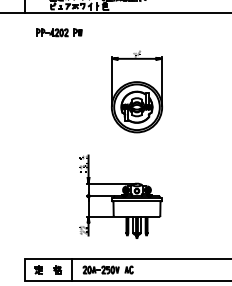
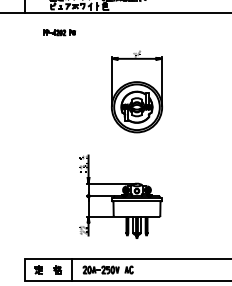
part size: 47x10 px -> 33x8 px (59, 32)
